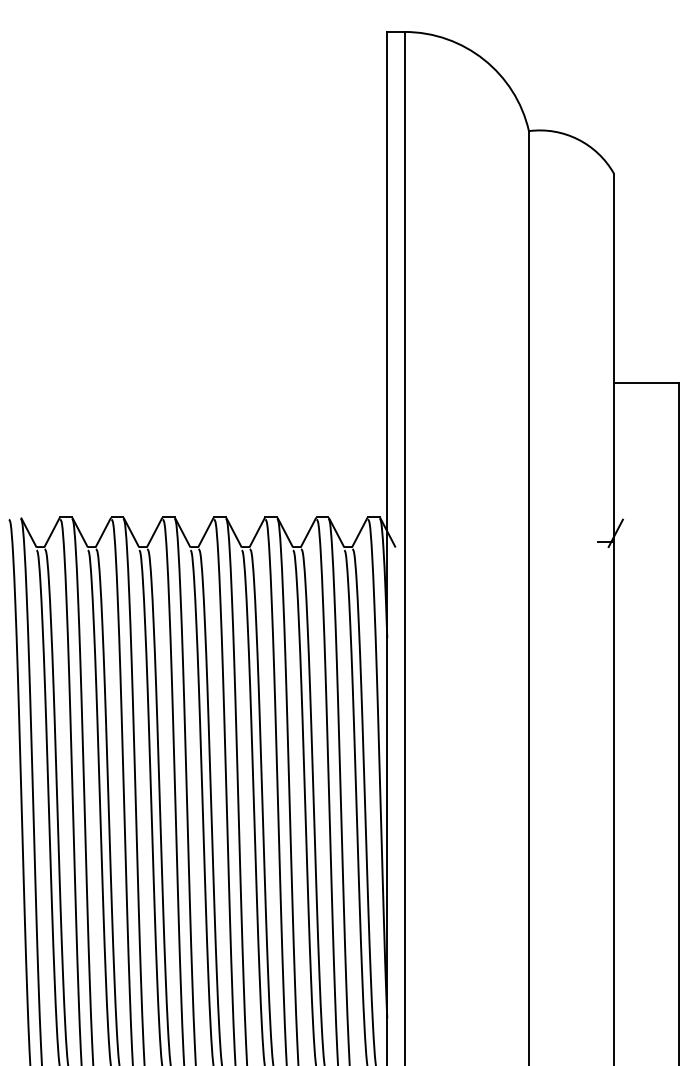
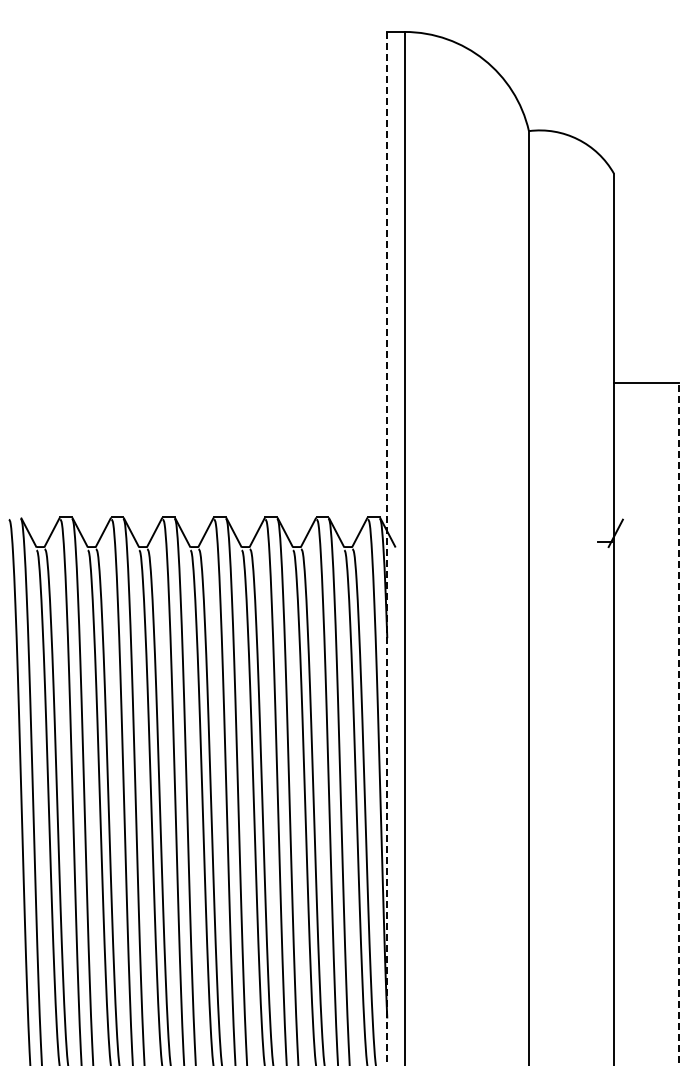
line: solid -> dashed (387, 548)
line: solid -> dashed (679, 724)
